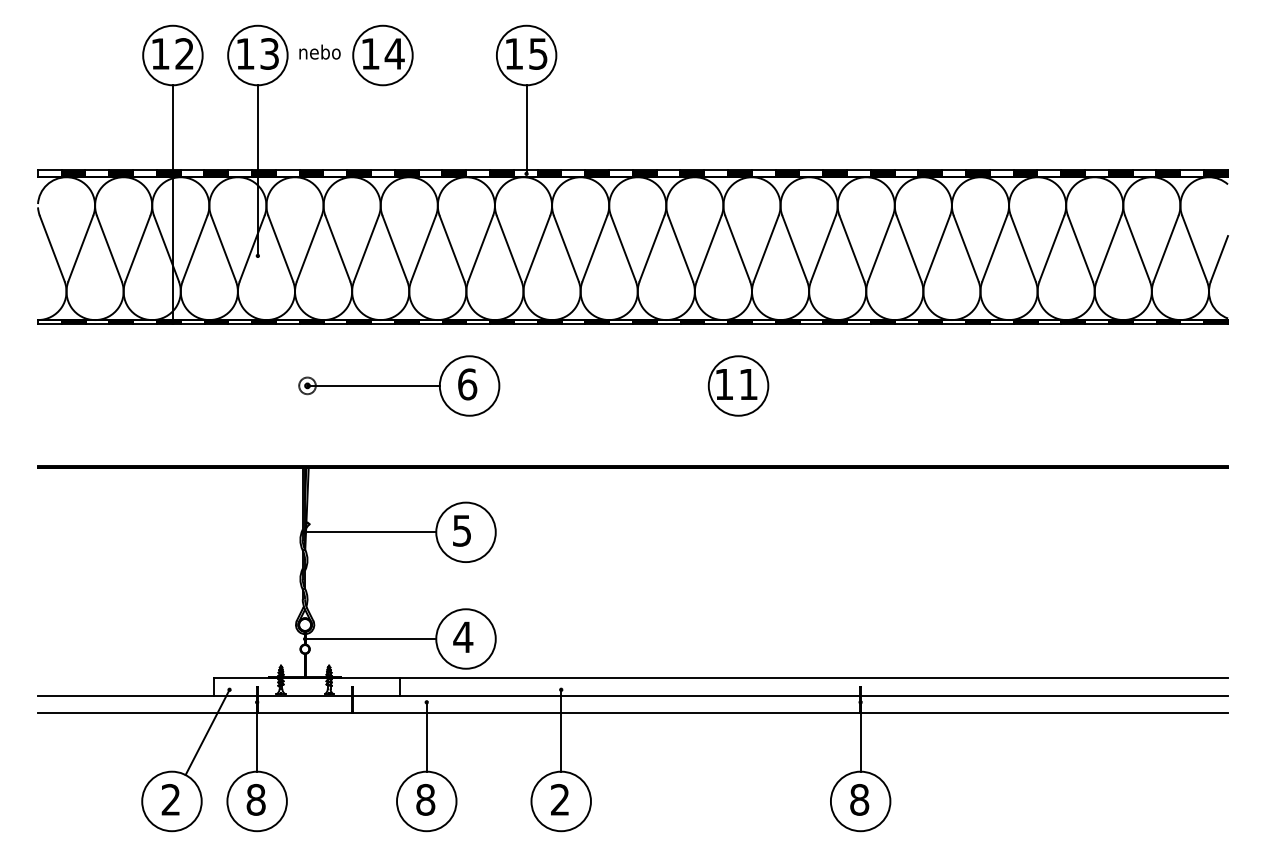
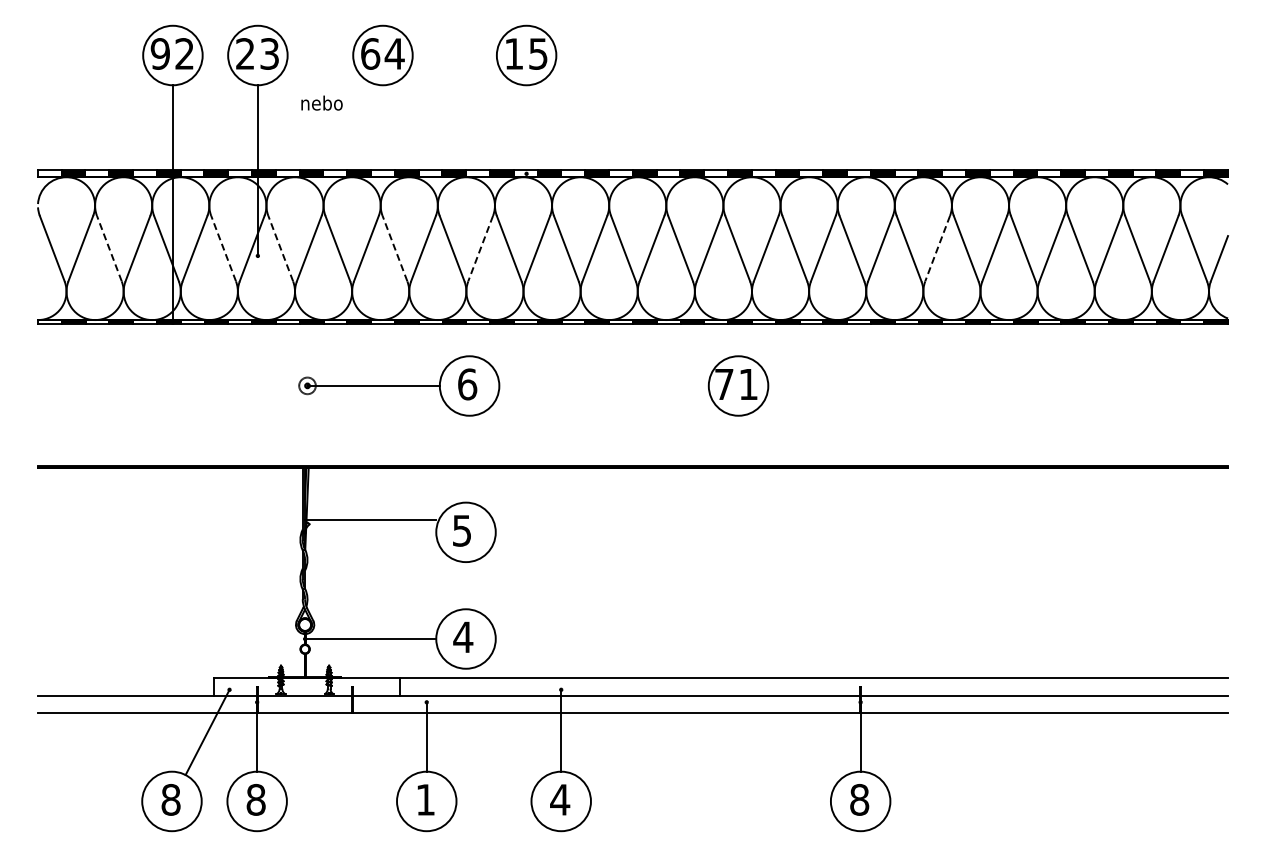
text position: (319, 51) -> (321, 102) (321, 102)
text: 12 -> 92 (159, 53)
text: 13 -> 23 (245, 53)
text: 14 -> 64 (370, 53)
line: present -> none (526, 129)
line: solid -> dashed (109, 248)
line: solid -> dashed (223, 248)
line: solid -> dashed (280, 248)
line: solid -> dashed (394, 248)
line: solid -> dashed (480, 248)
line: solid -> dashed (937, 248)
text: 11 -> 71 (724, 384)
line position: (370, 532) -> (370, 520) (370, 520)
text: 2 -> 8 (170, 799)
text: 8 -> 1 (425, 799)
text: 2 -> 4 (560, 799)
